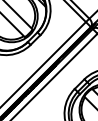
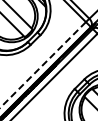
line: solid -> dashed (42, 65)
